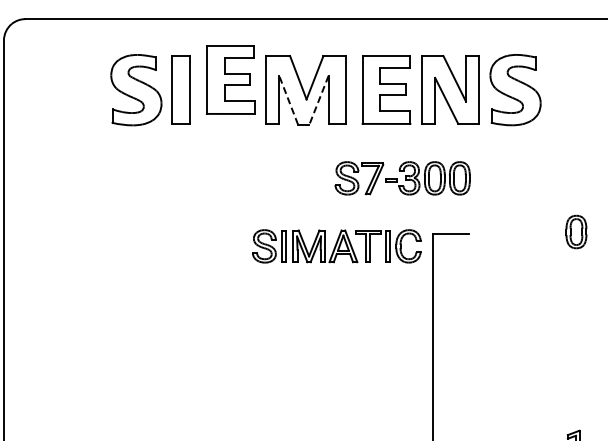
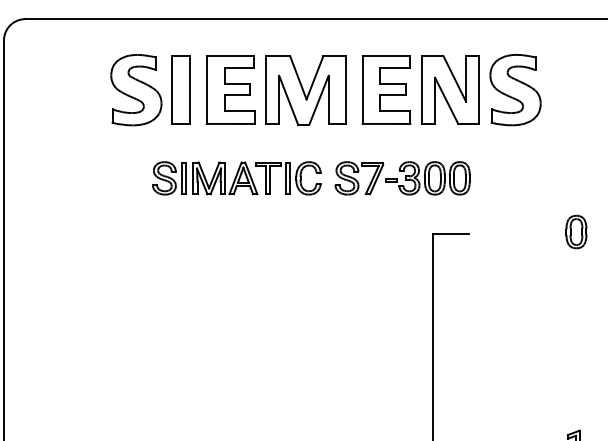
part position: (230, 79) -> (230, 89) (230, 89)
line: dashed -> solid (288, 99)
line: dashed -> solid (318, 100)
part position: (336, 246) -> (236, 178) (236, 178)
